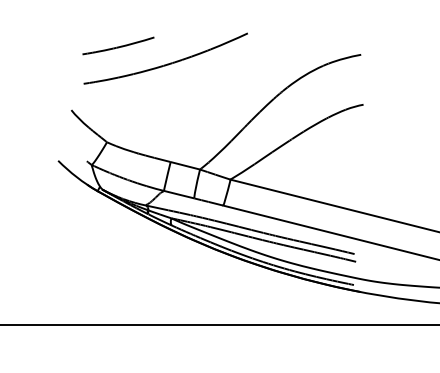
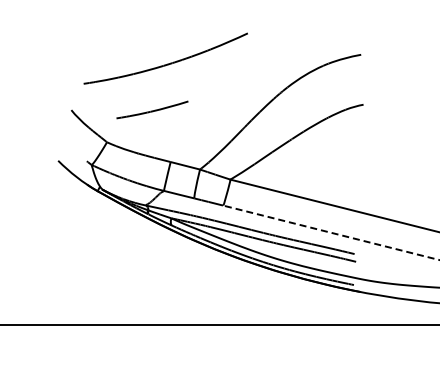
part position: (118, 45) -> (152, 109) (152, 109)
line: solid -> dashed (330, 232)
